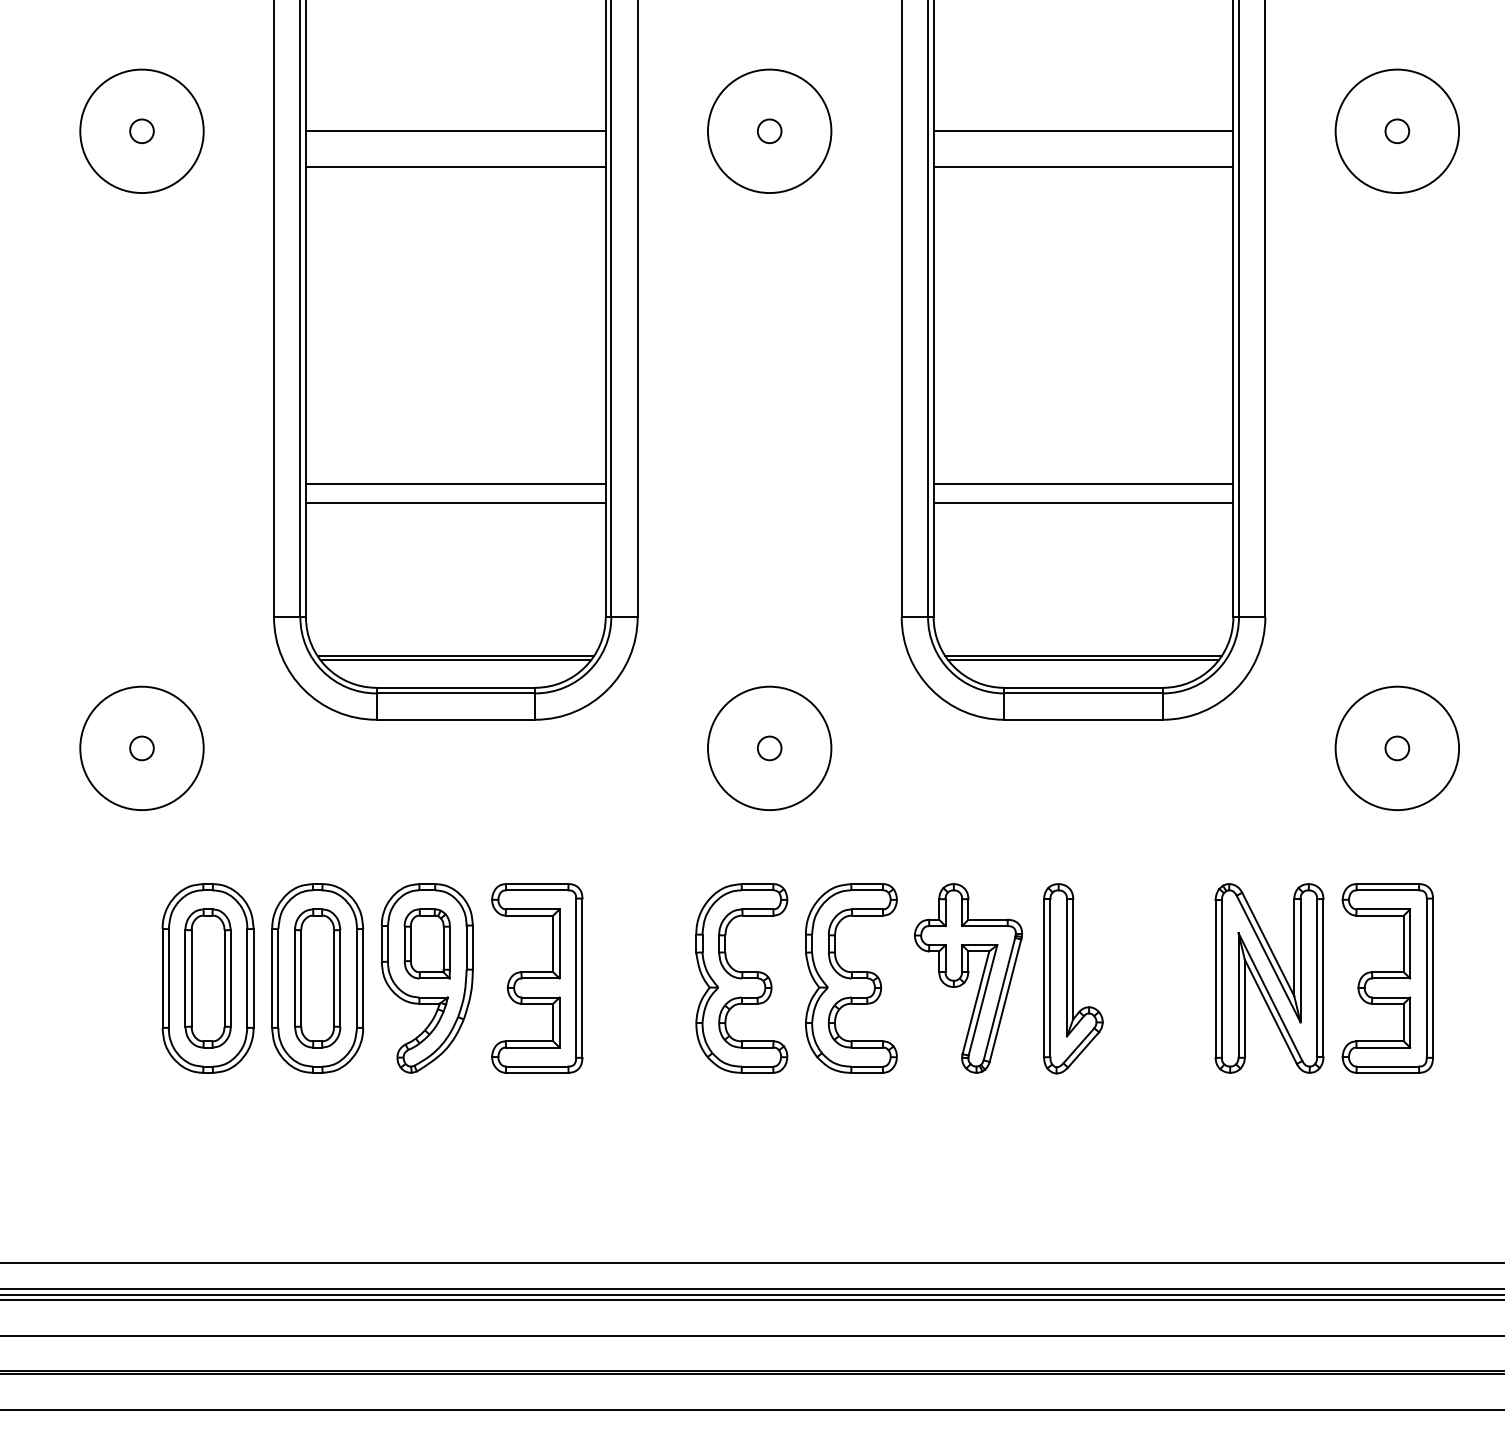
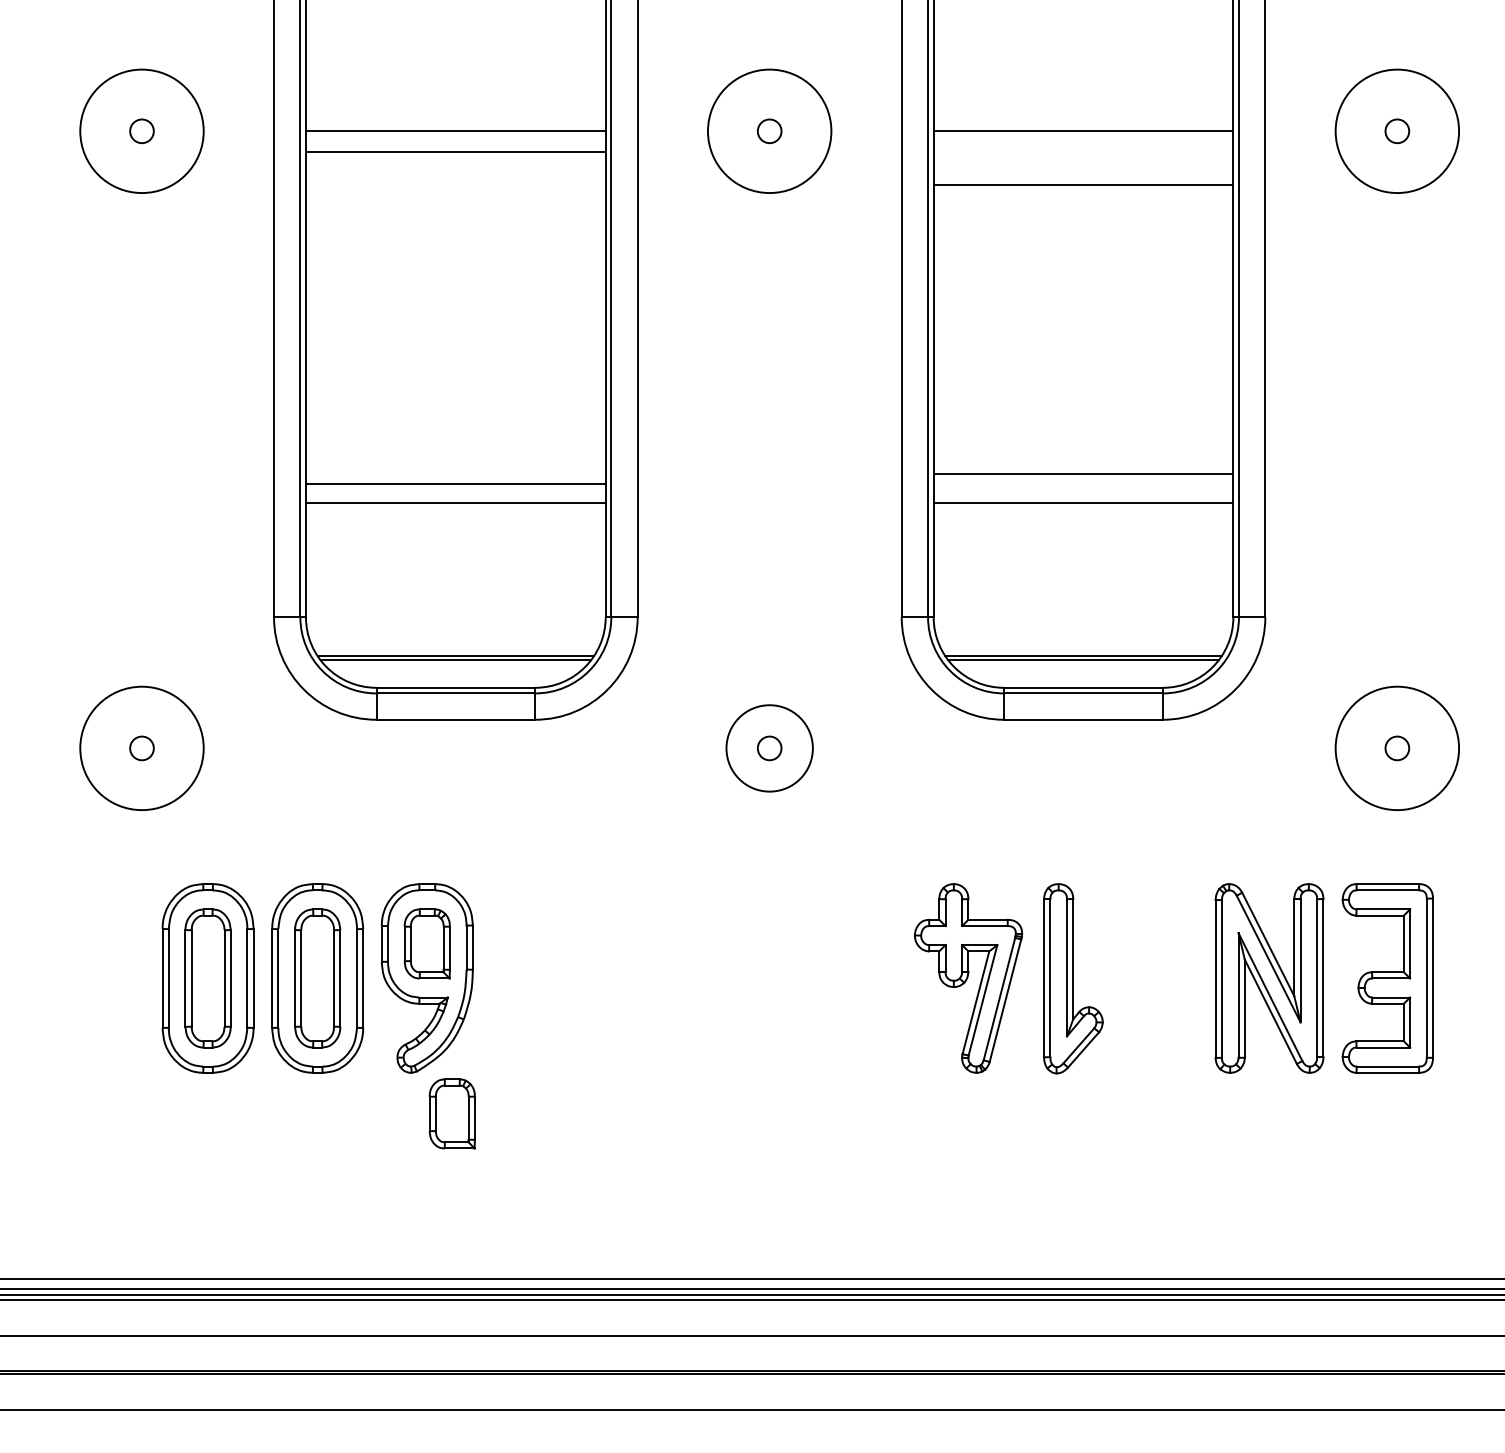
line position: (455, 166) -> (455, 151) (455, 151)
line position: (1083, 166) -> (1083, 184) (1083, 184)
line position: (1083, 483) -> (1083, 473) (1083, 473)
circle diameter: 123 px -> 86 px (769, 748)
part: present -> none (537, 978)
part: present -> none (741, 978)
part: present -> none (851, 978)
part: none -> present (451, 1113)
line position: (751, 1263) -> (751, 1279) (751, 1279)
